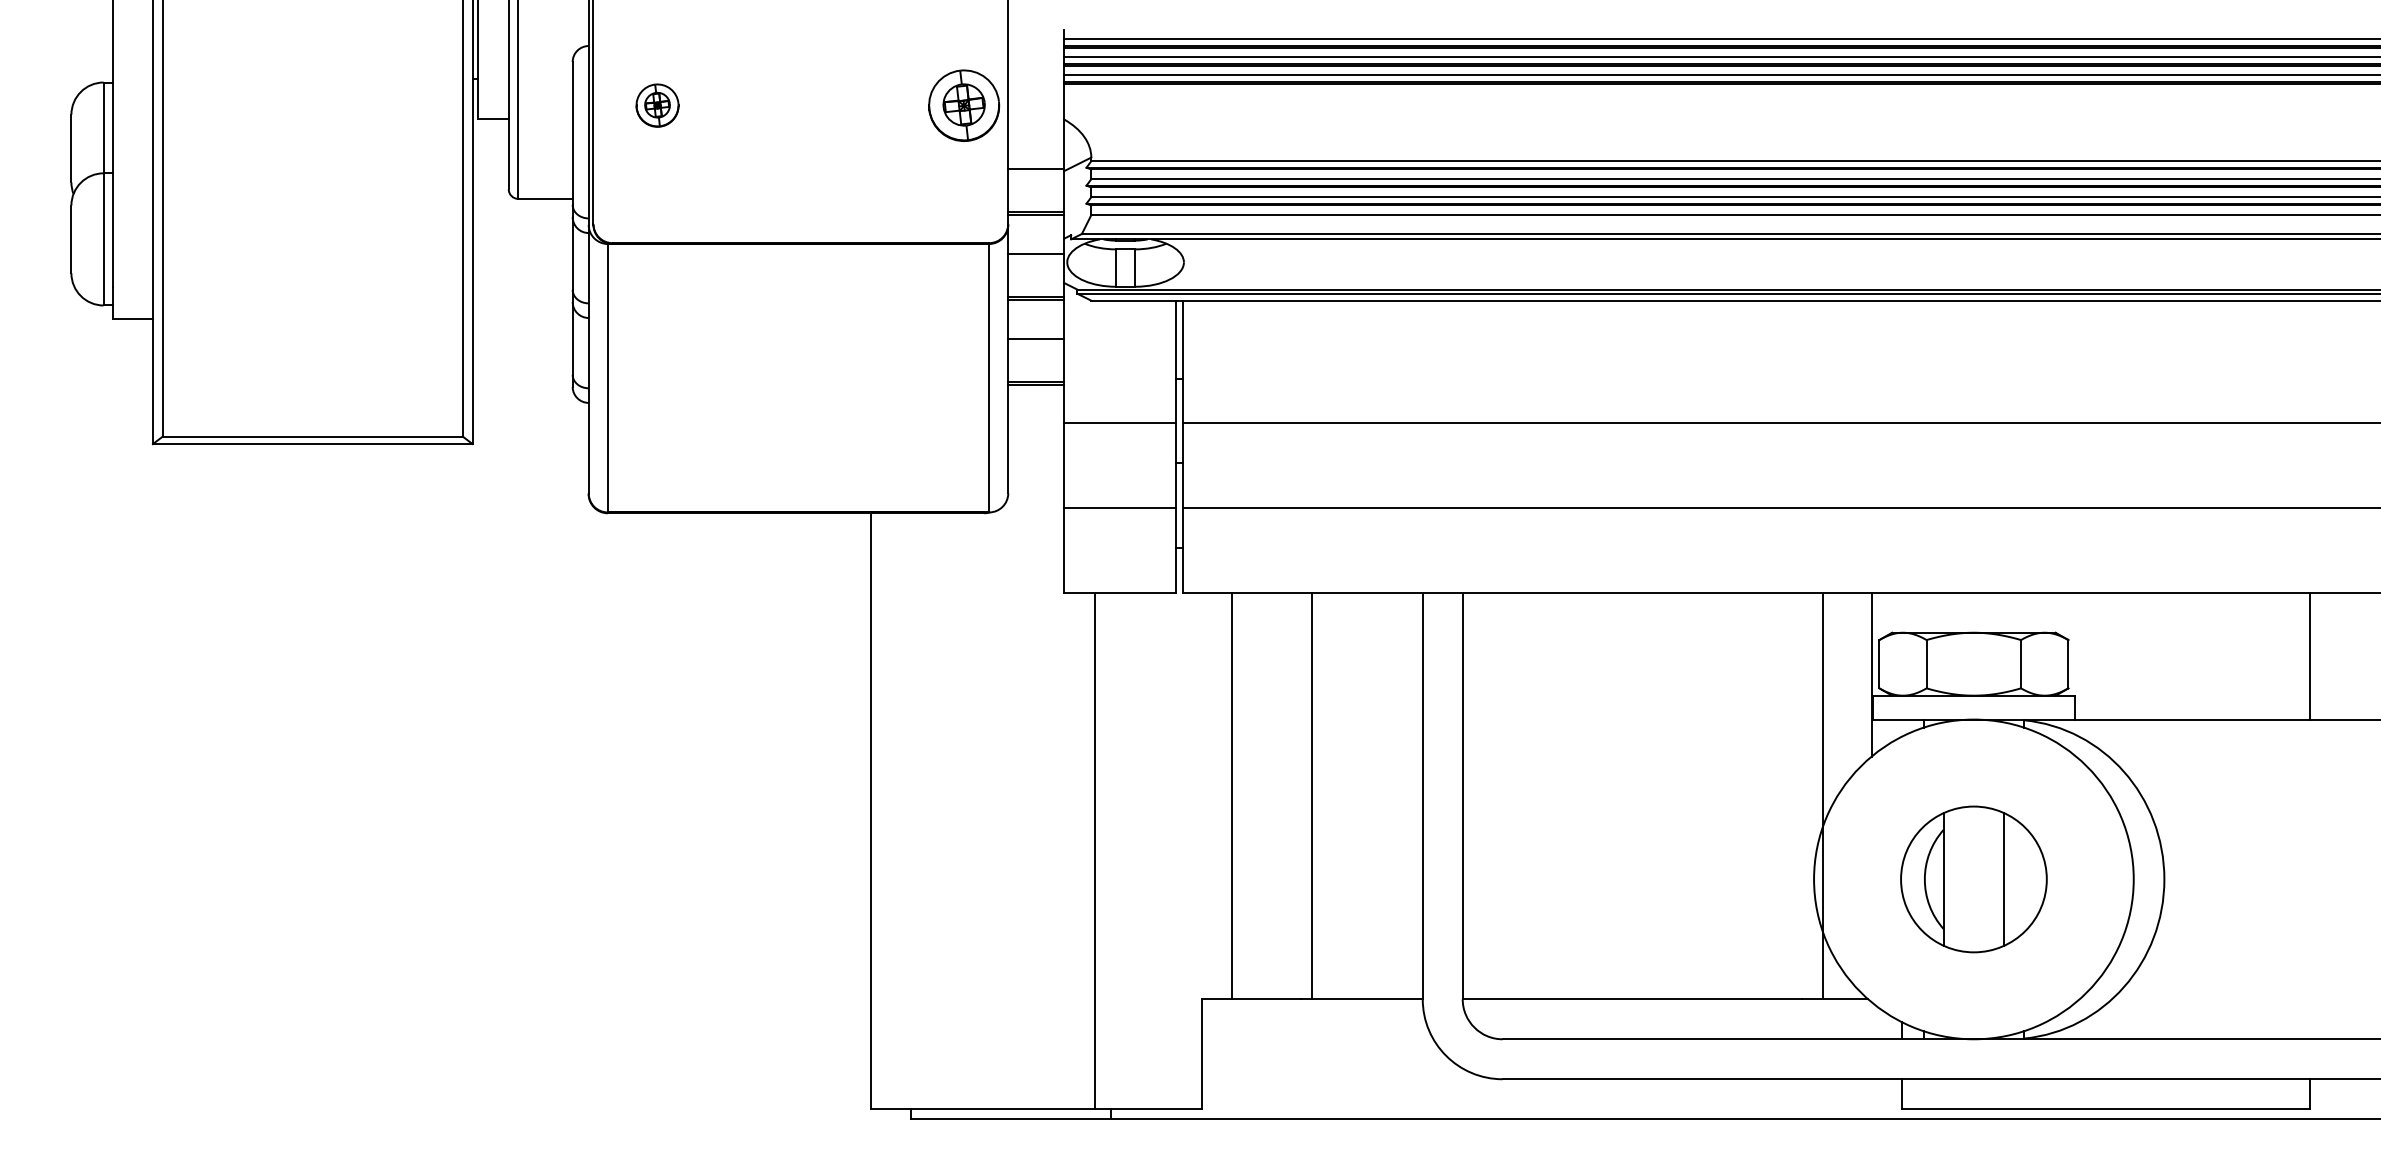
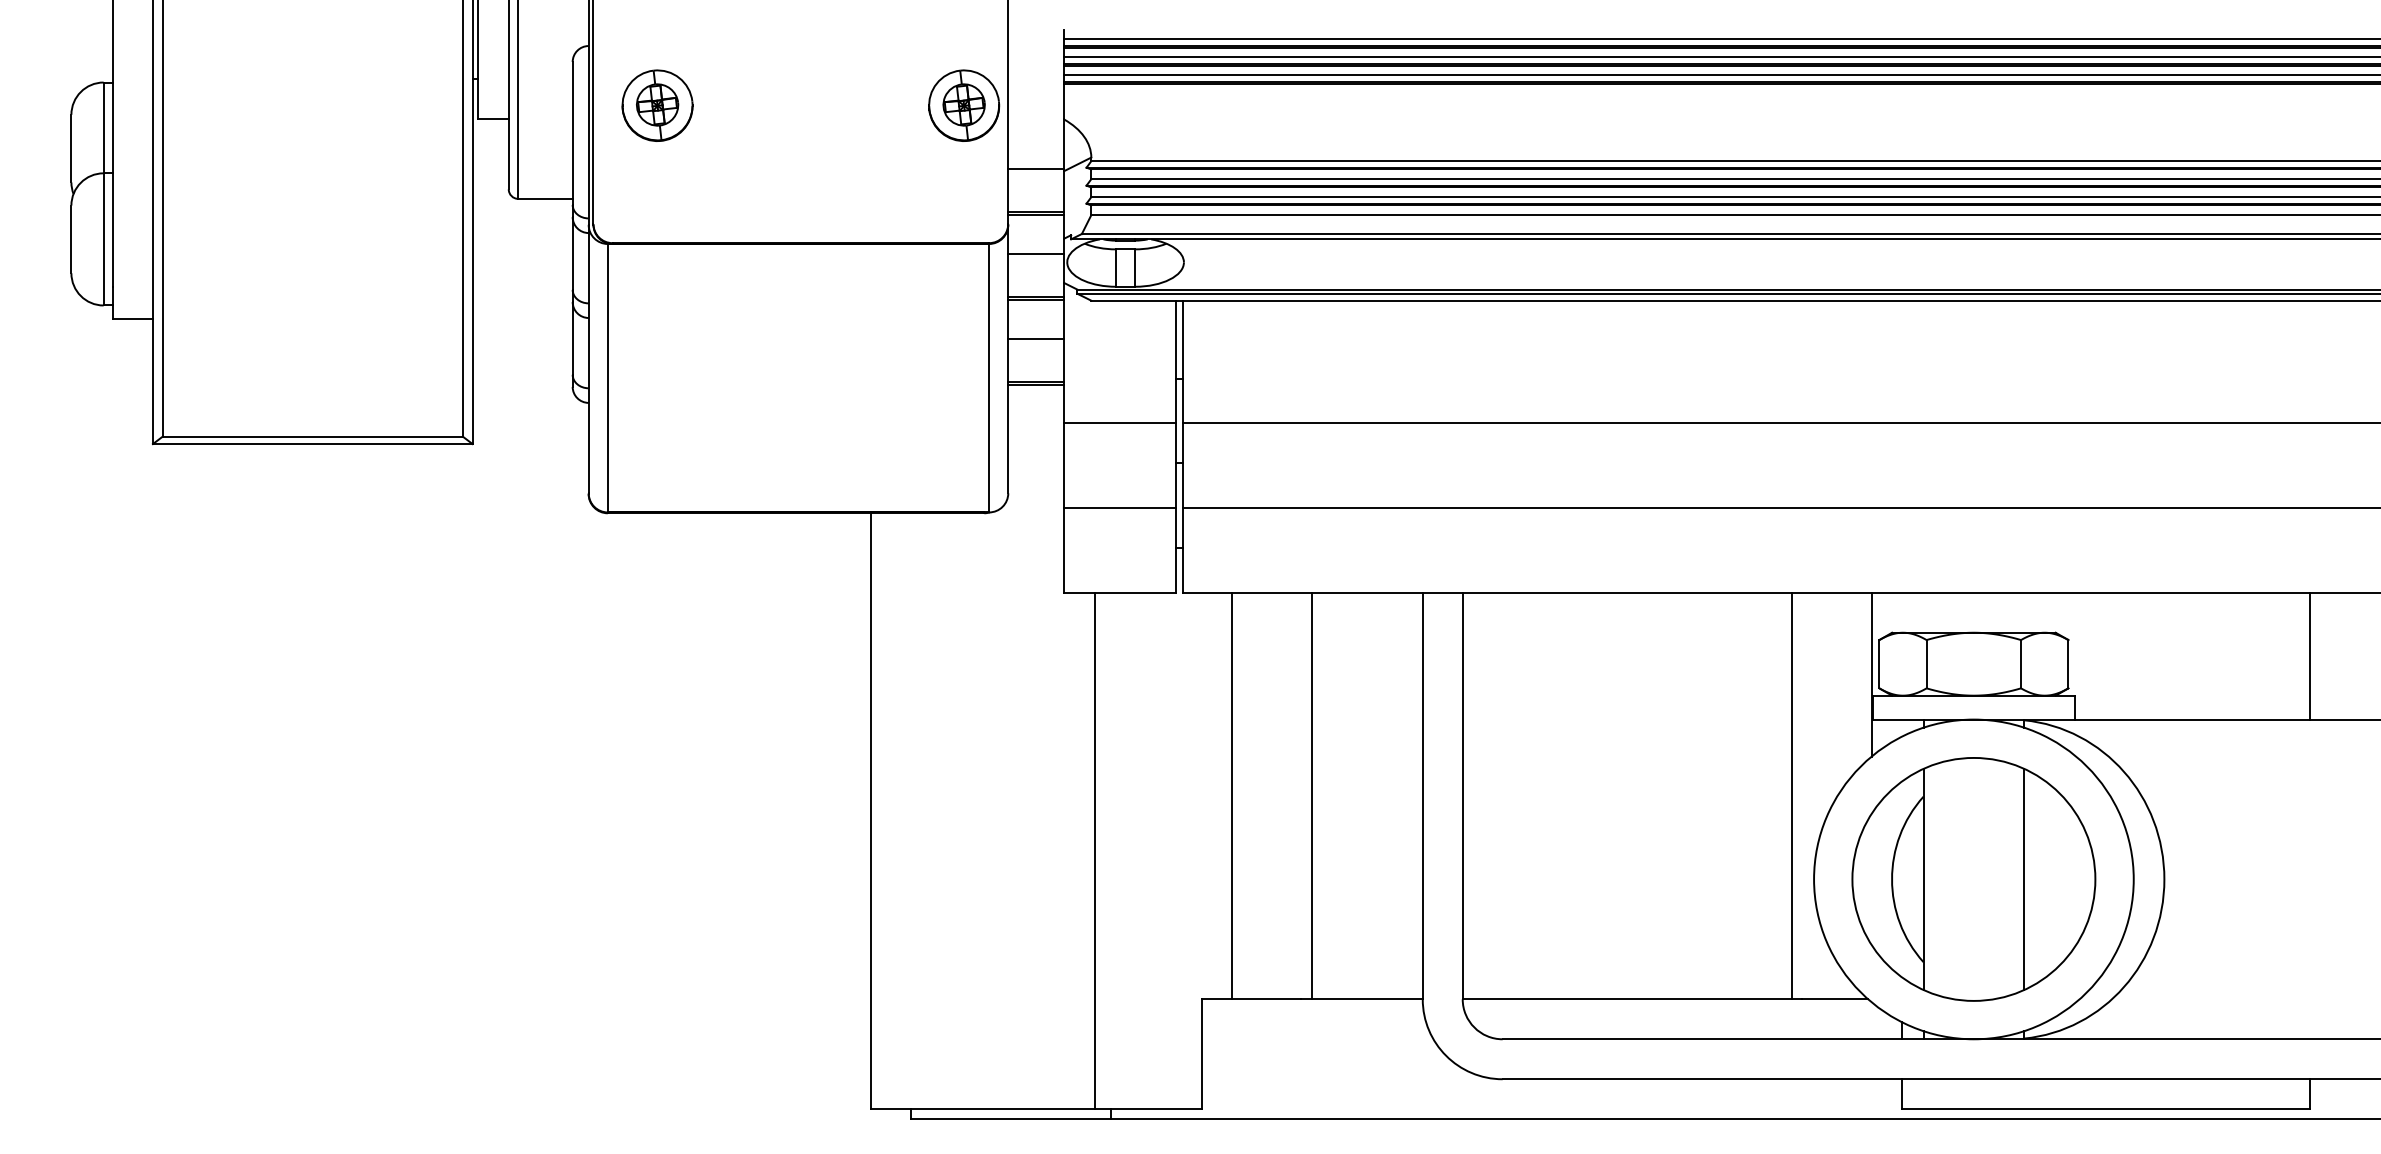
part size: 45x45 px -> 73x73 px (657, 105)
line position: (1822, 795) -> (1791, 795) (1791, 795)
part size: 148x149 px -> 246x245 px (1973, 879)
